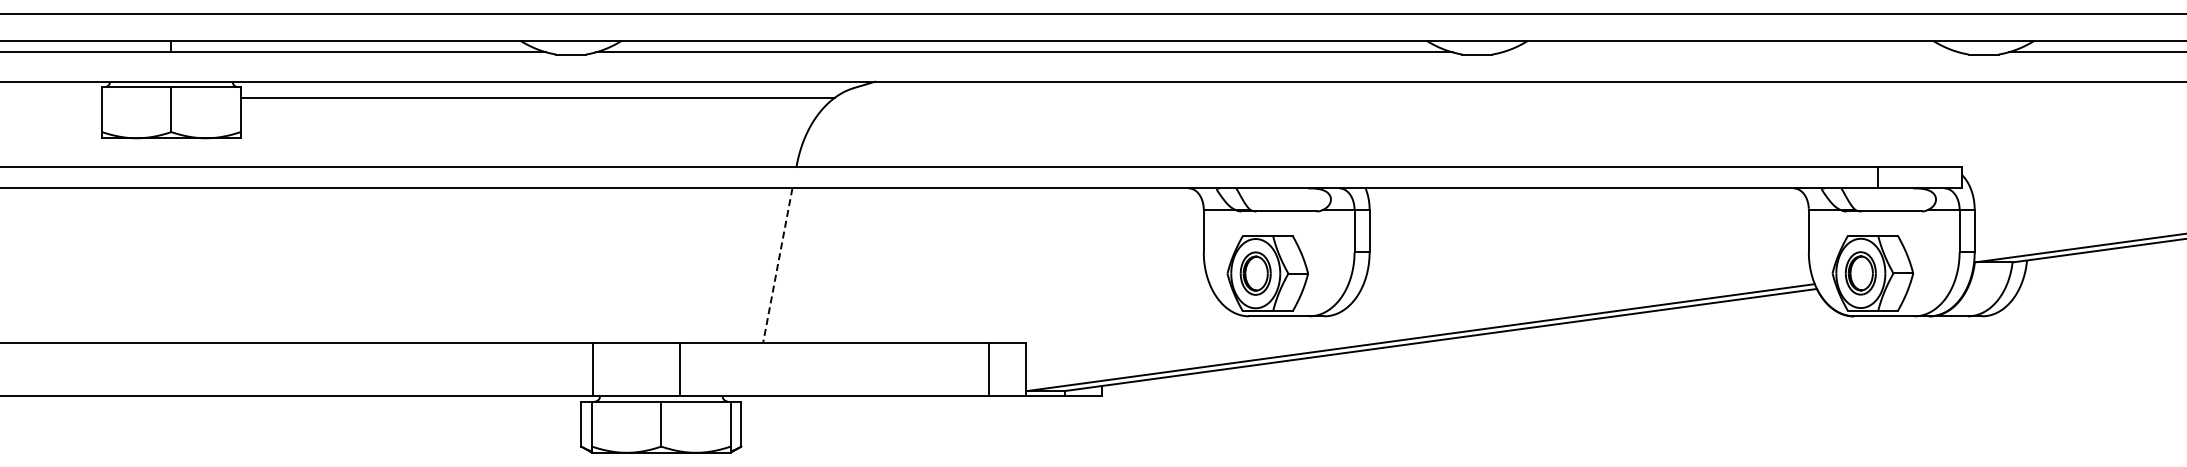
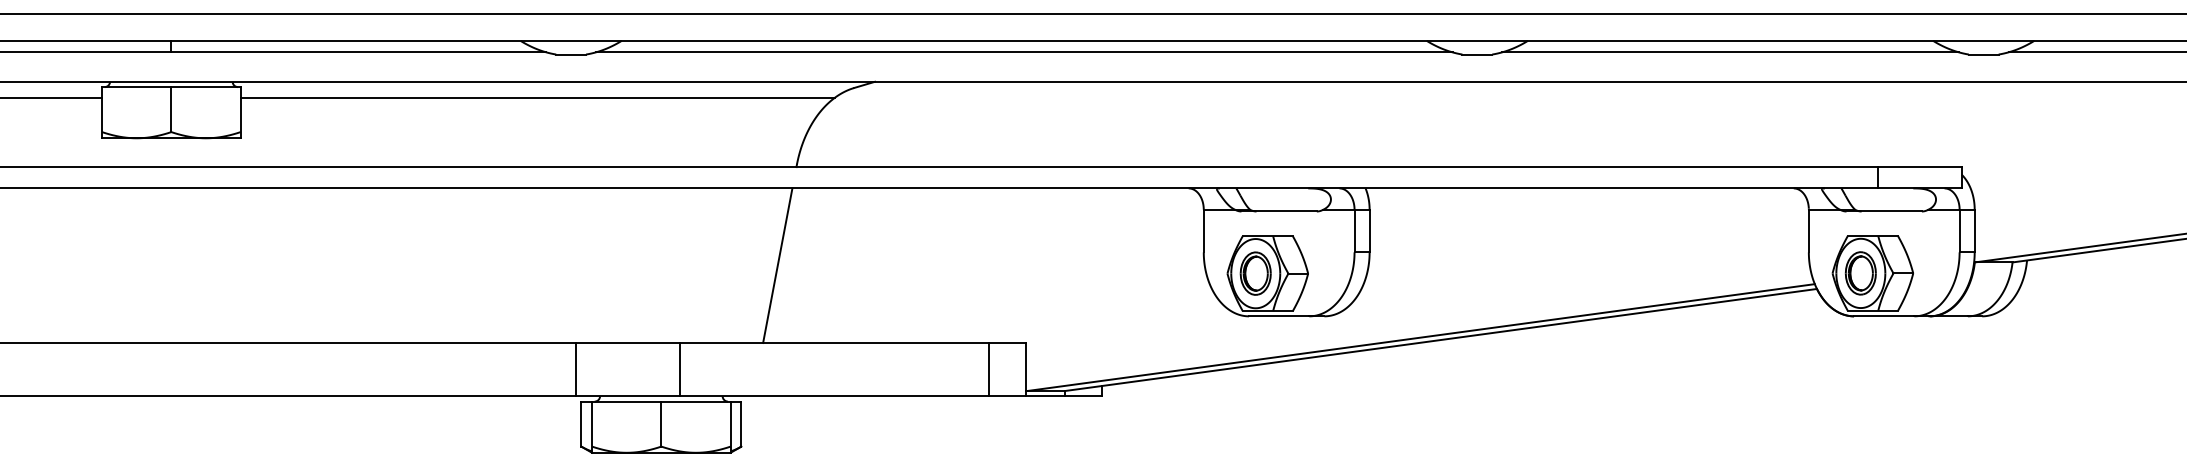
line: none -> present (1730, 52)
line: none -> present (52, 97)
line: dashed -> solid (777, 265)
line position: (592, 369) -> (575, 369) (575, 369)
